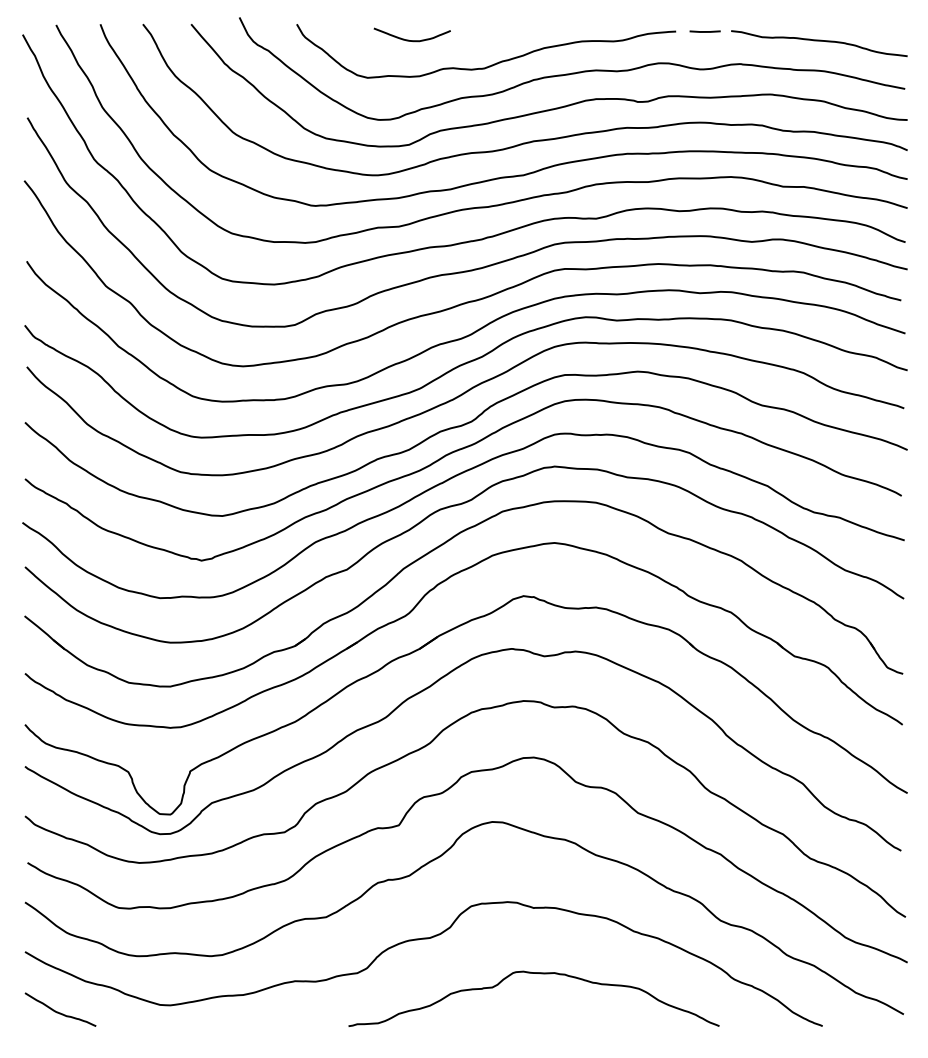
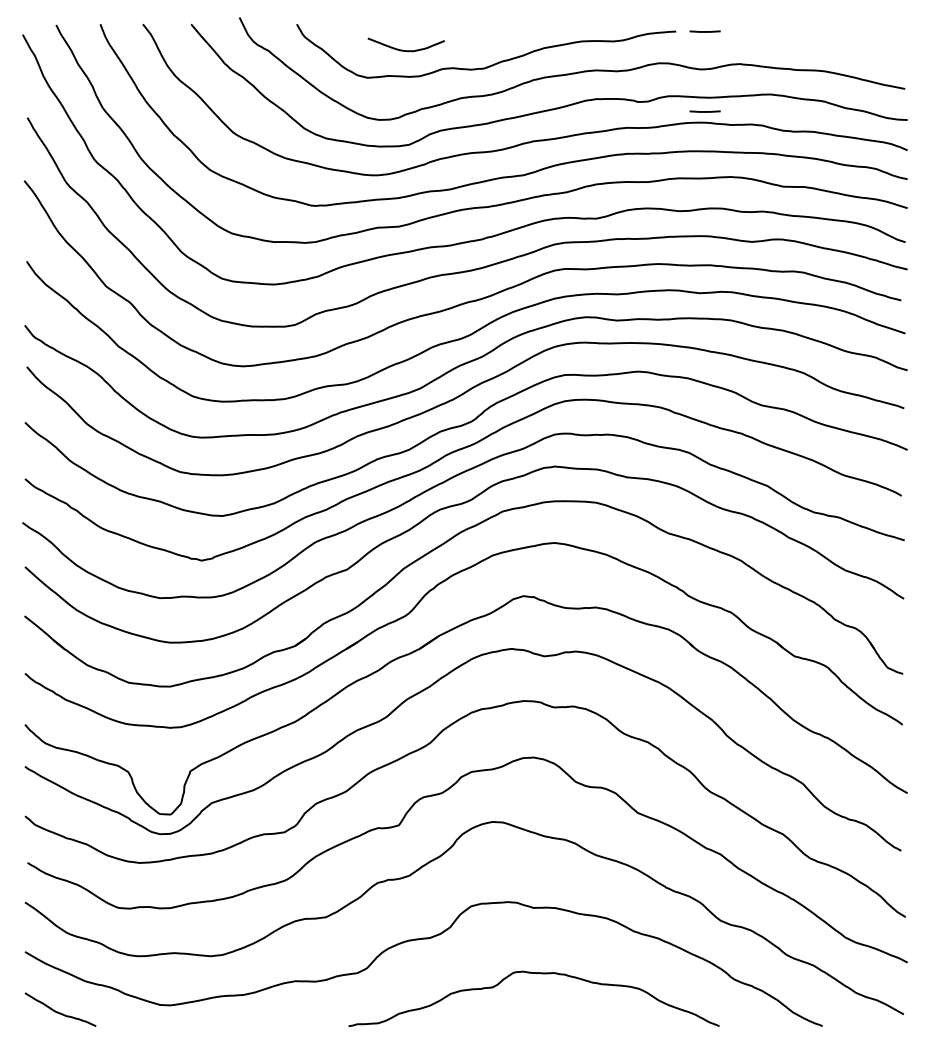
curve position: (408, 39) -> (402, 49) (402, 49)
curve: present -> none (819, 41)
line: none -> present (704, 111)
